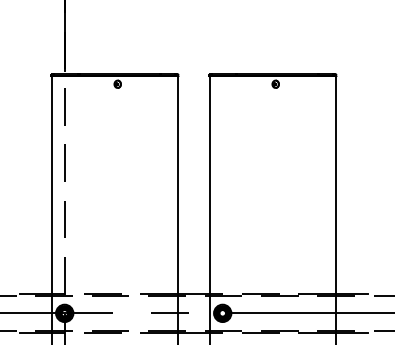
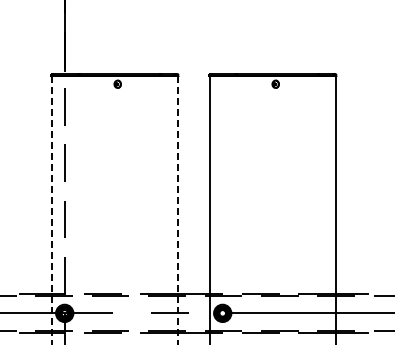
line: solid -> dashed (51, 210)
line: solid -> dashed (178, 210)
